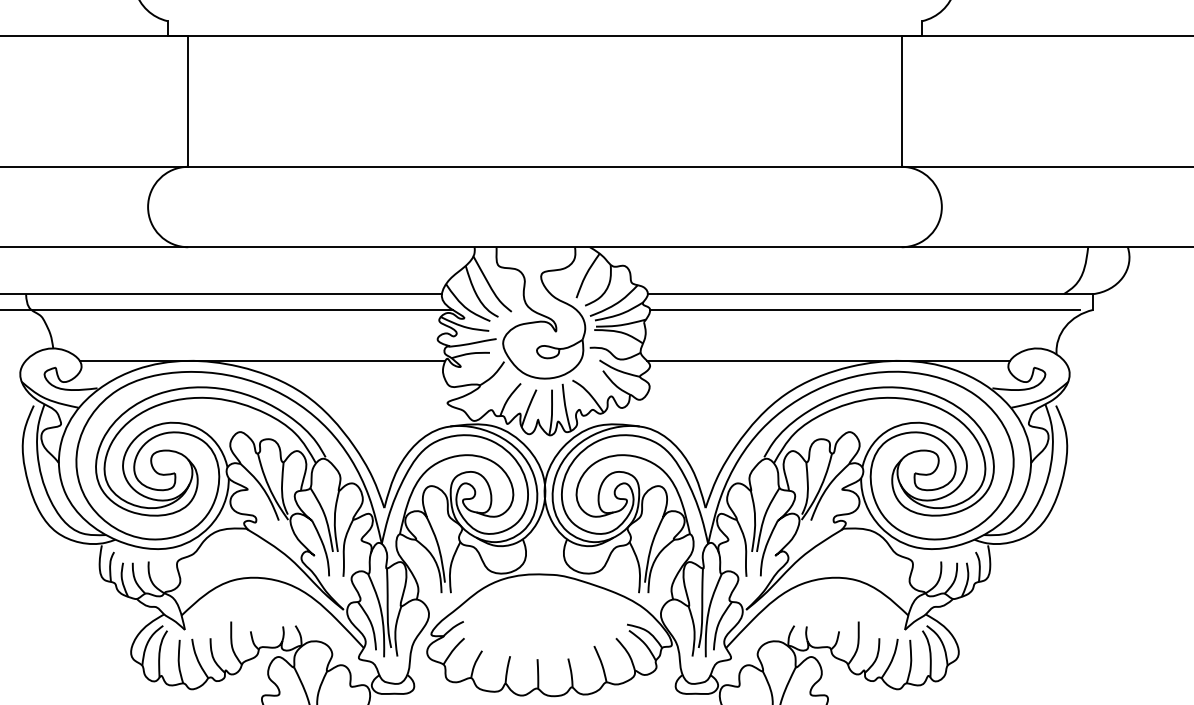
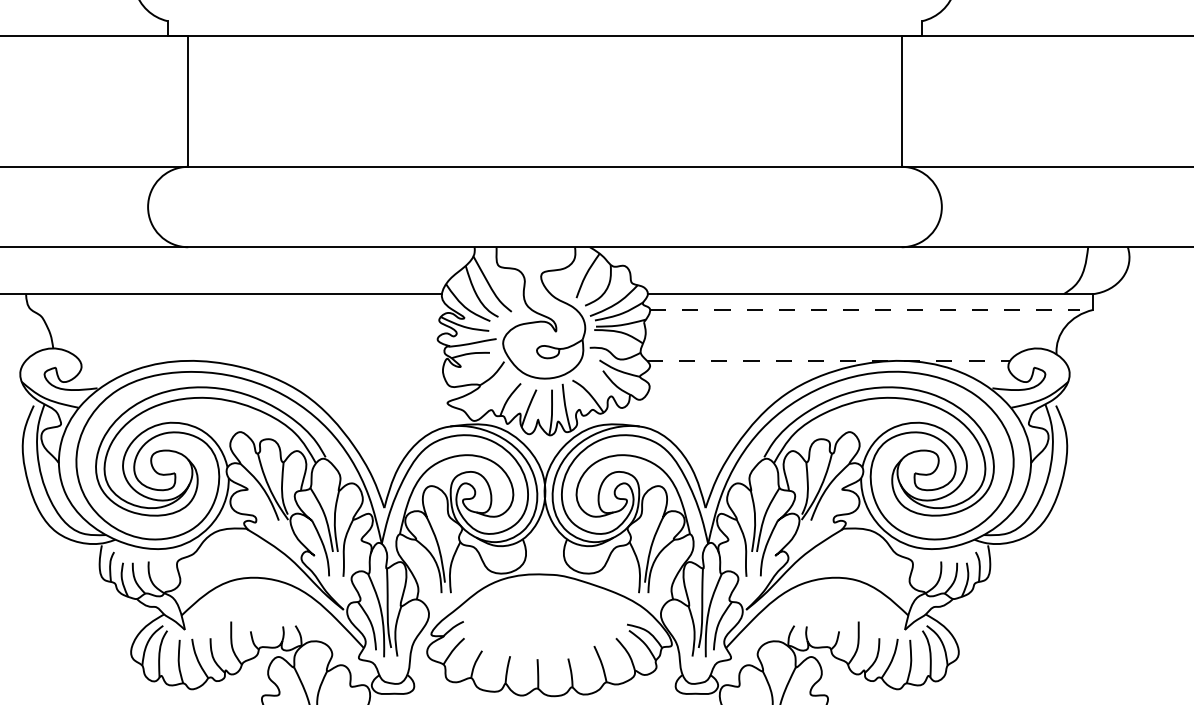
line: present -> none (227, 309)
line: solid -> dashed (865, 309)
line: present -> none (262, 360)
line: solid -> dashed (828, 360)
